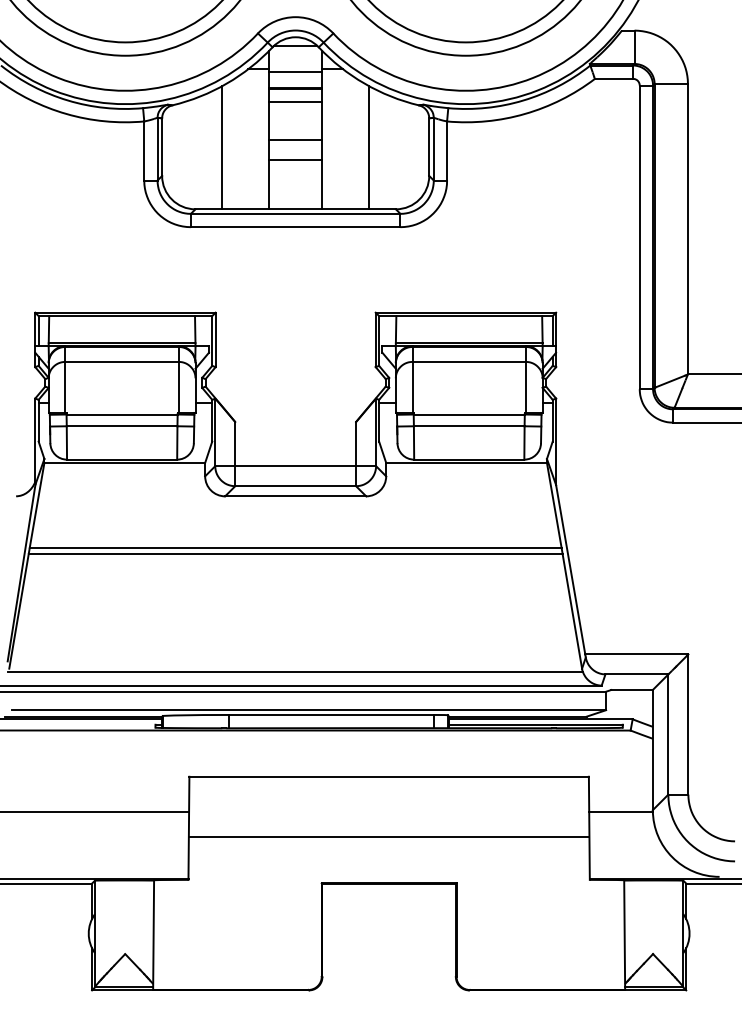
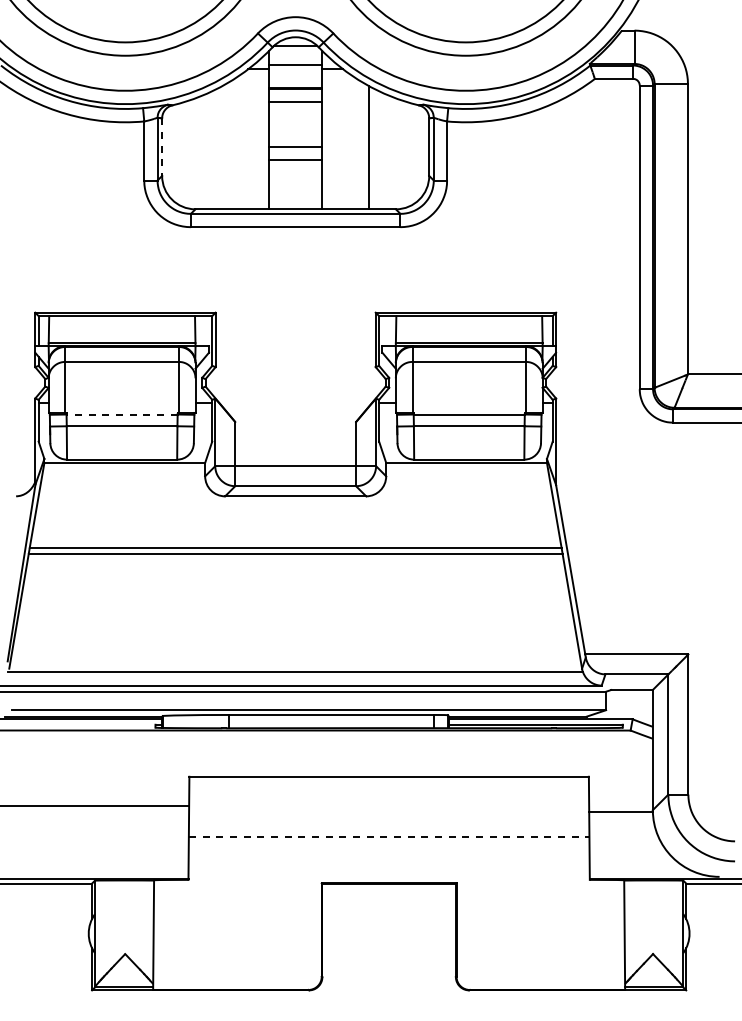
line position: (295, 72) -> (295, 65) (295, 65)
line position: (295, 140) -> (295, 147) (295, 147)
line: solid -> dashed (162, 147)
line: present -> none (222, 147)
line: solid -> dashed (122, 414)
line position: (95, 812) -> (95, 806) (95, 806)
line: solid -> dashed (389, 836)
